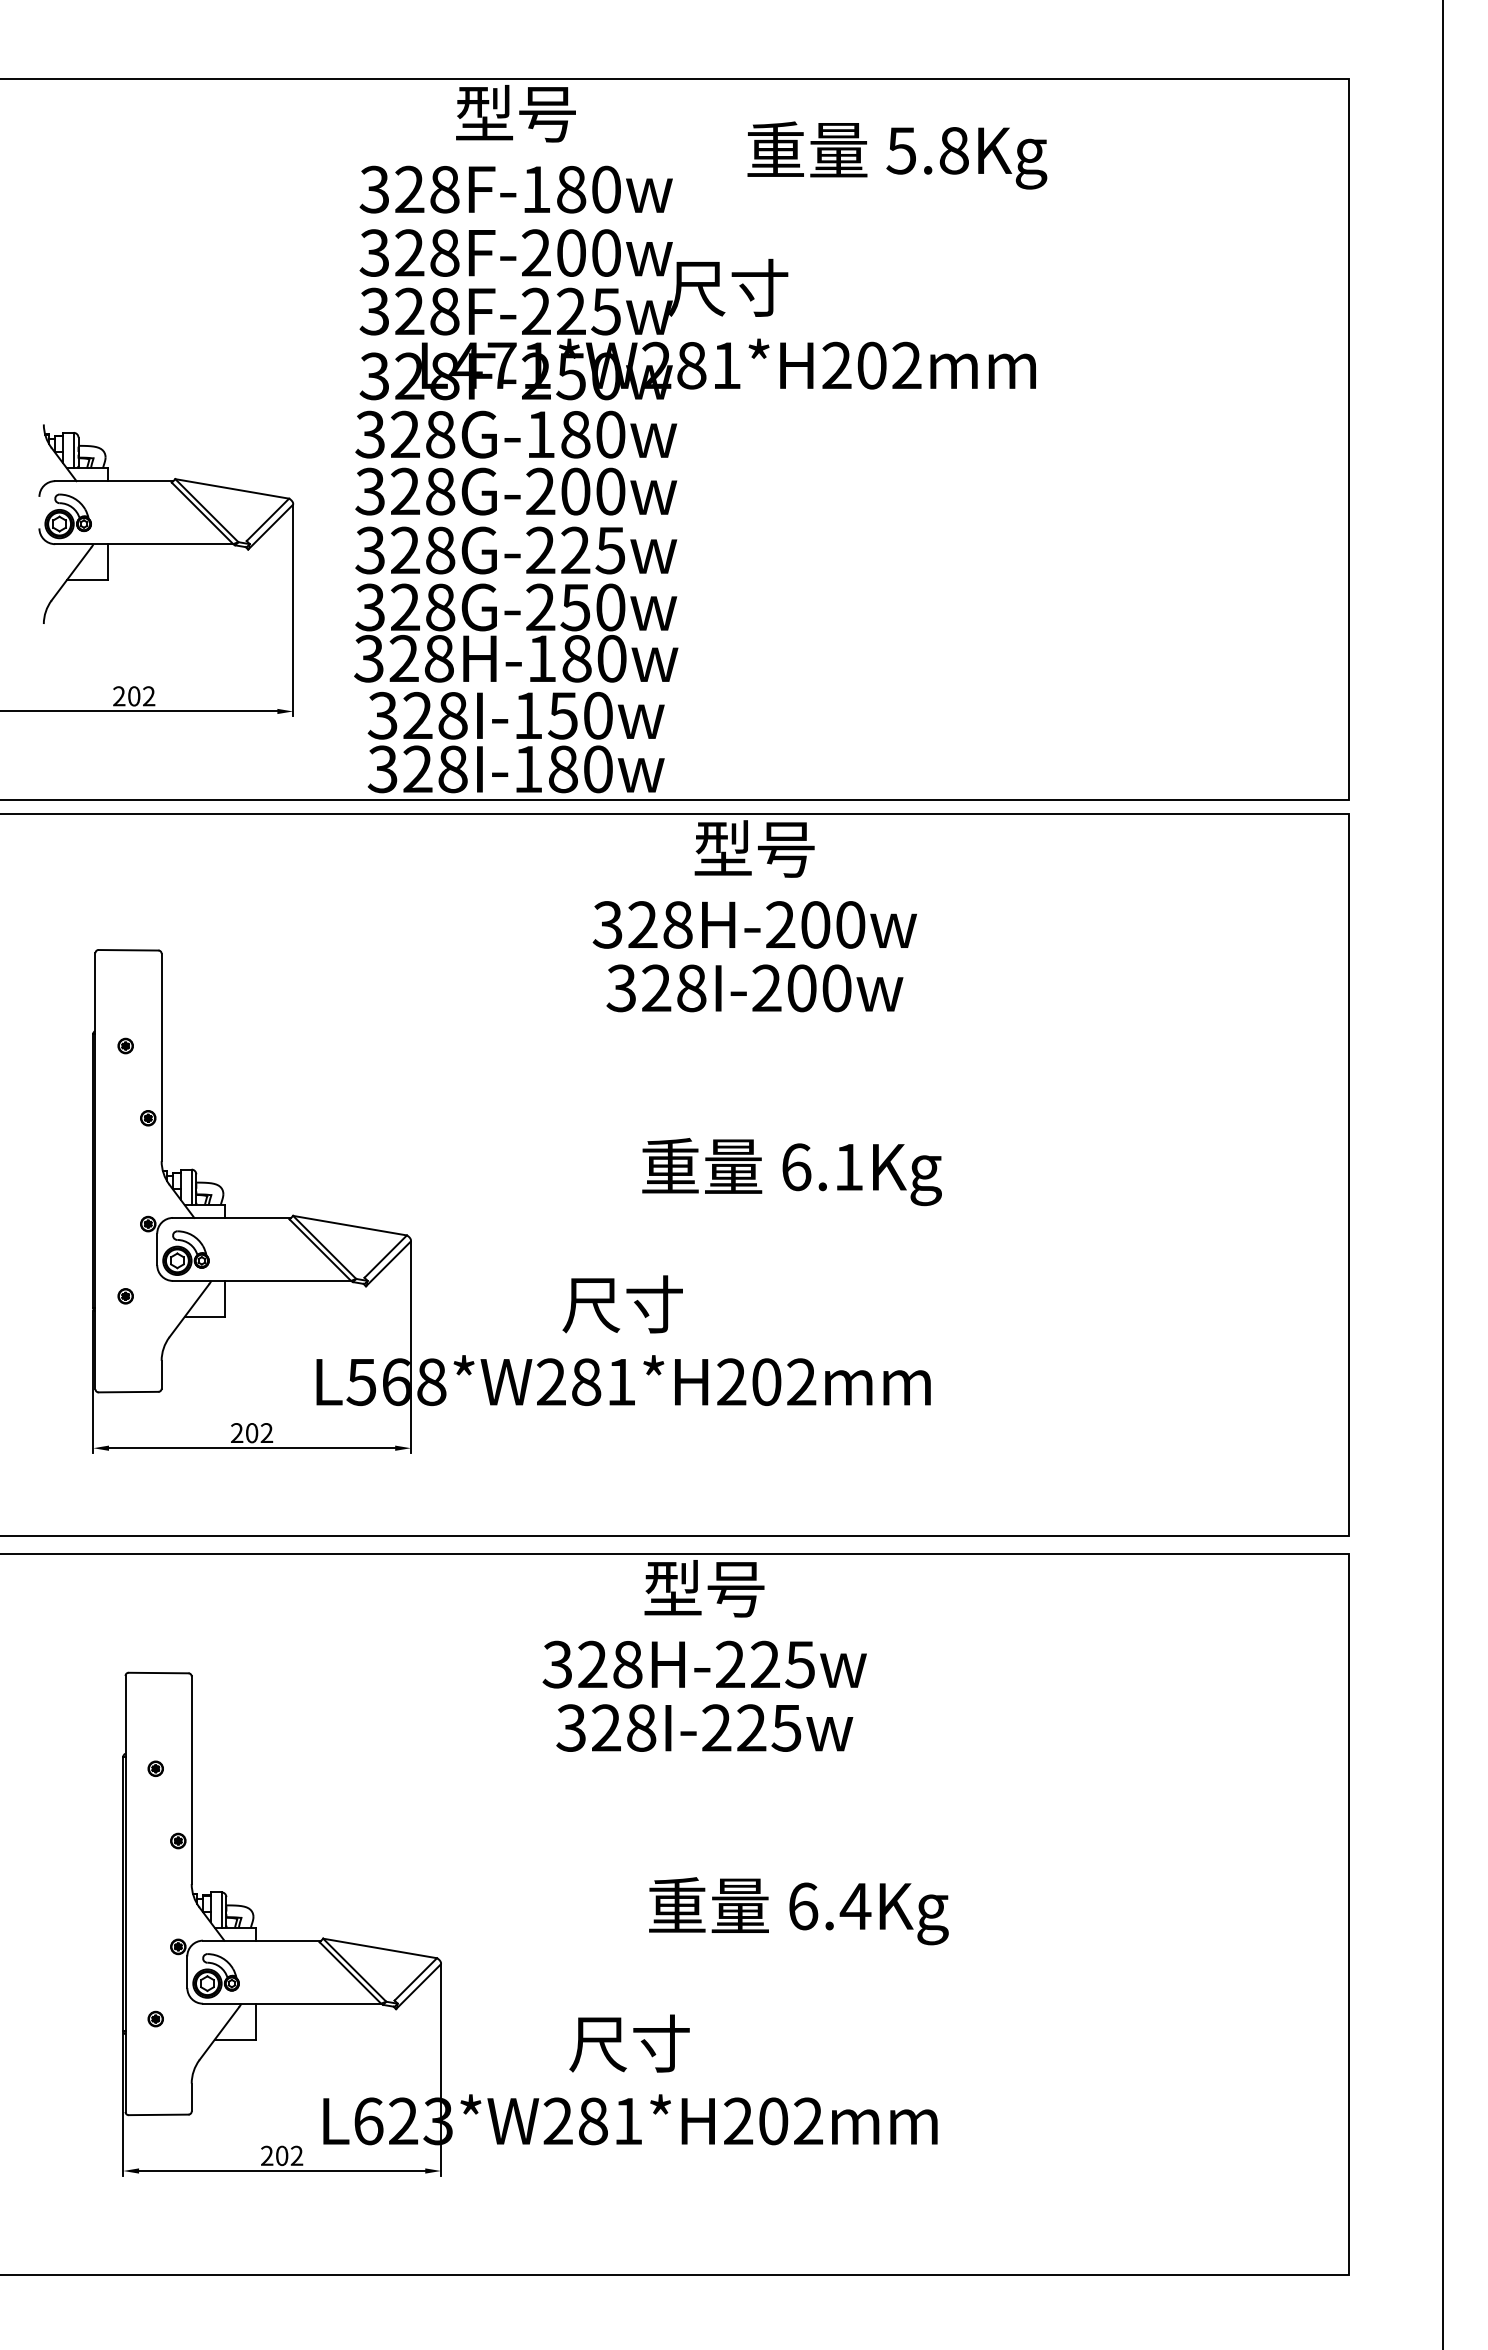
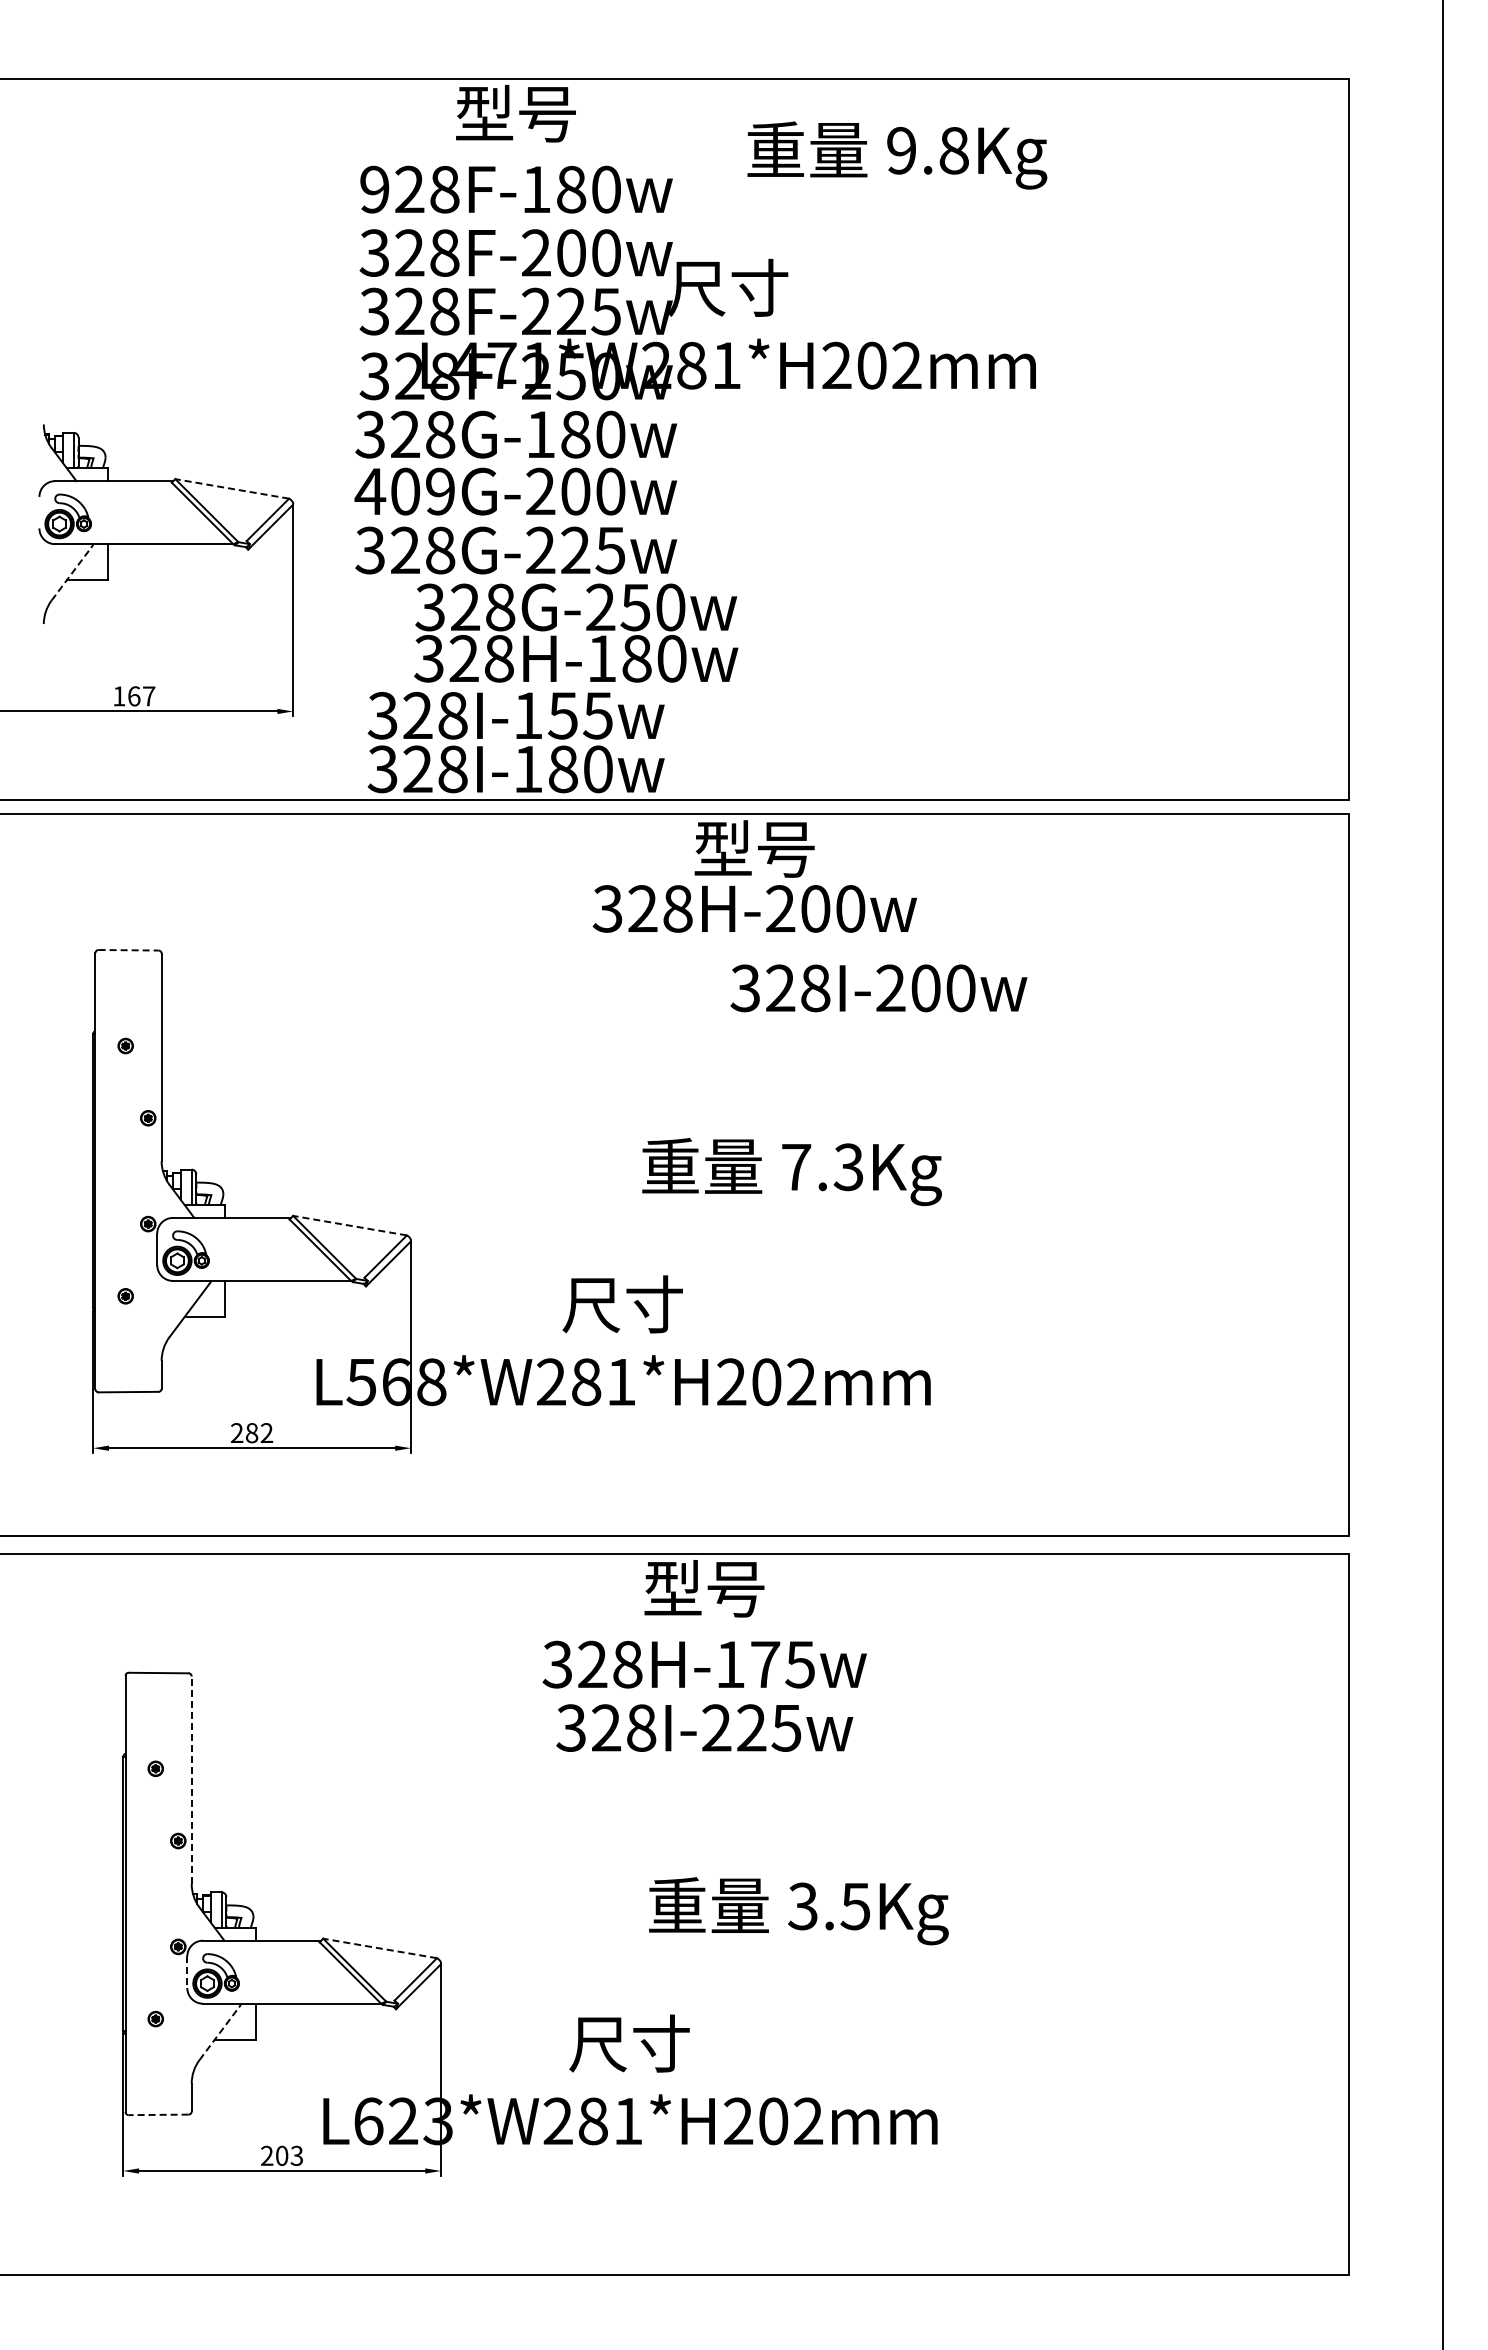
text: 5.8Kg -> 9.8Kg (900, 150)
text: 328F-180w -> 928F-180w (374, 189)
line: solid -> dashed (232, 488)
text: 328G-200w -> 409G-200w (404, 491)
line: solid -> dashed (71, 574)
text position: (516, 632) -> (576, 632) (576, 632)
text: 202 -> 167 (134, 696)
text: 328I-150w -> 328I-155w (597, 715)
text position: (754, 924) -> (754, 908) (754, 908)
line: solid -> dashed (128, 950)
text position: (754, 988) -> (878, 988) (878, 988)
text: 6.1Kg -> 7.3Kg (822, 1167)
line: solid -> dashed (350, 1225)
text: 202 -> 282 (252, 1432)
text: 328H-225w -> 328H-175w (748, 1663)
line: solid -> dashed (191, 1780)
text: 6.4Kg -> 3.5Kg (829, 1906)
line: solid -> dashed (380, 1948)
line: solid -> dashed (187, 1972)
line: solid -> dashed (219, 2033)
line: solid -> dashed (158, 2114)
text: 202 -> 203 (296, 2156)
